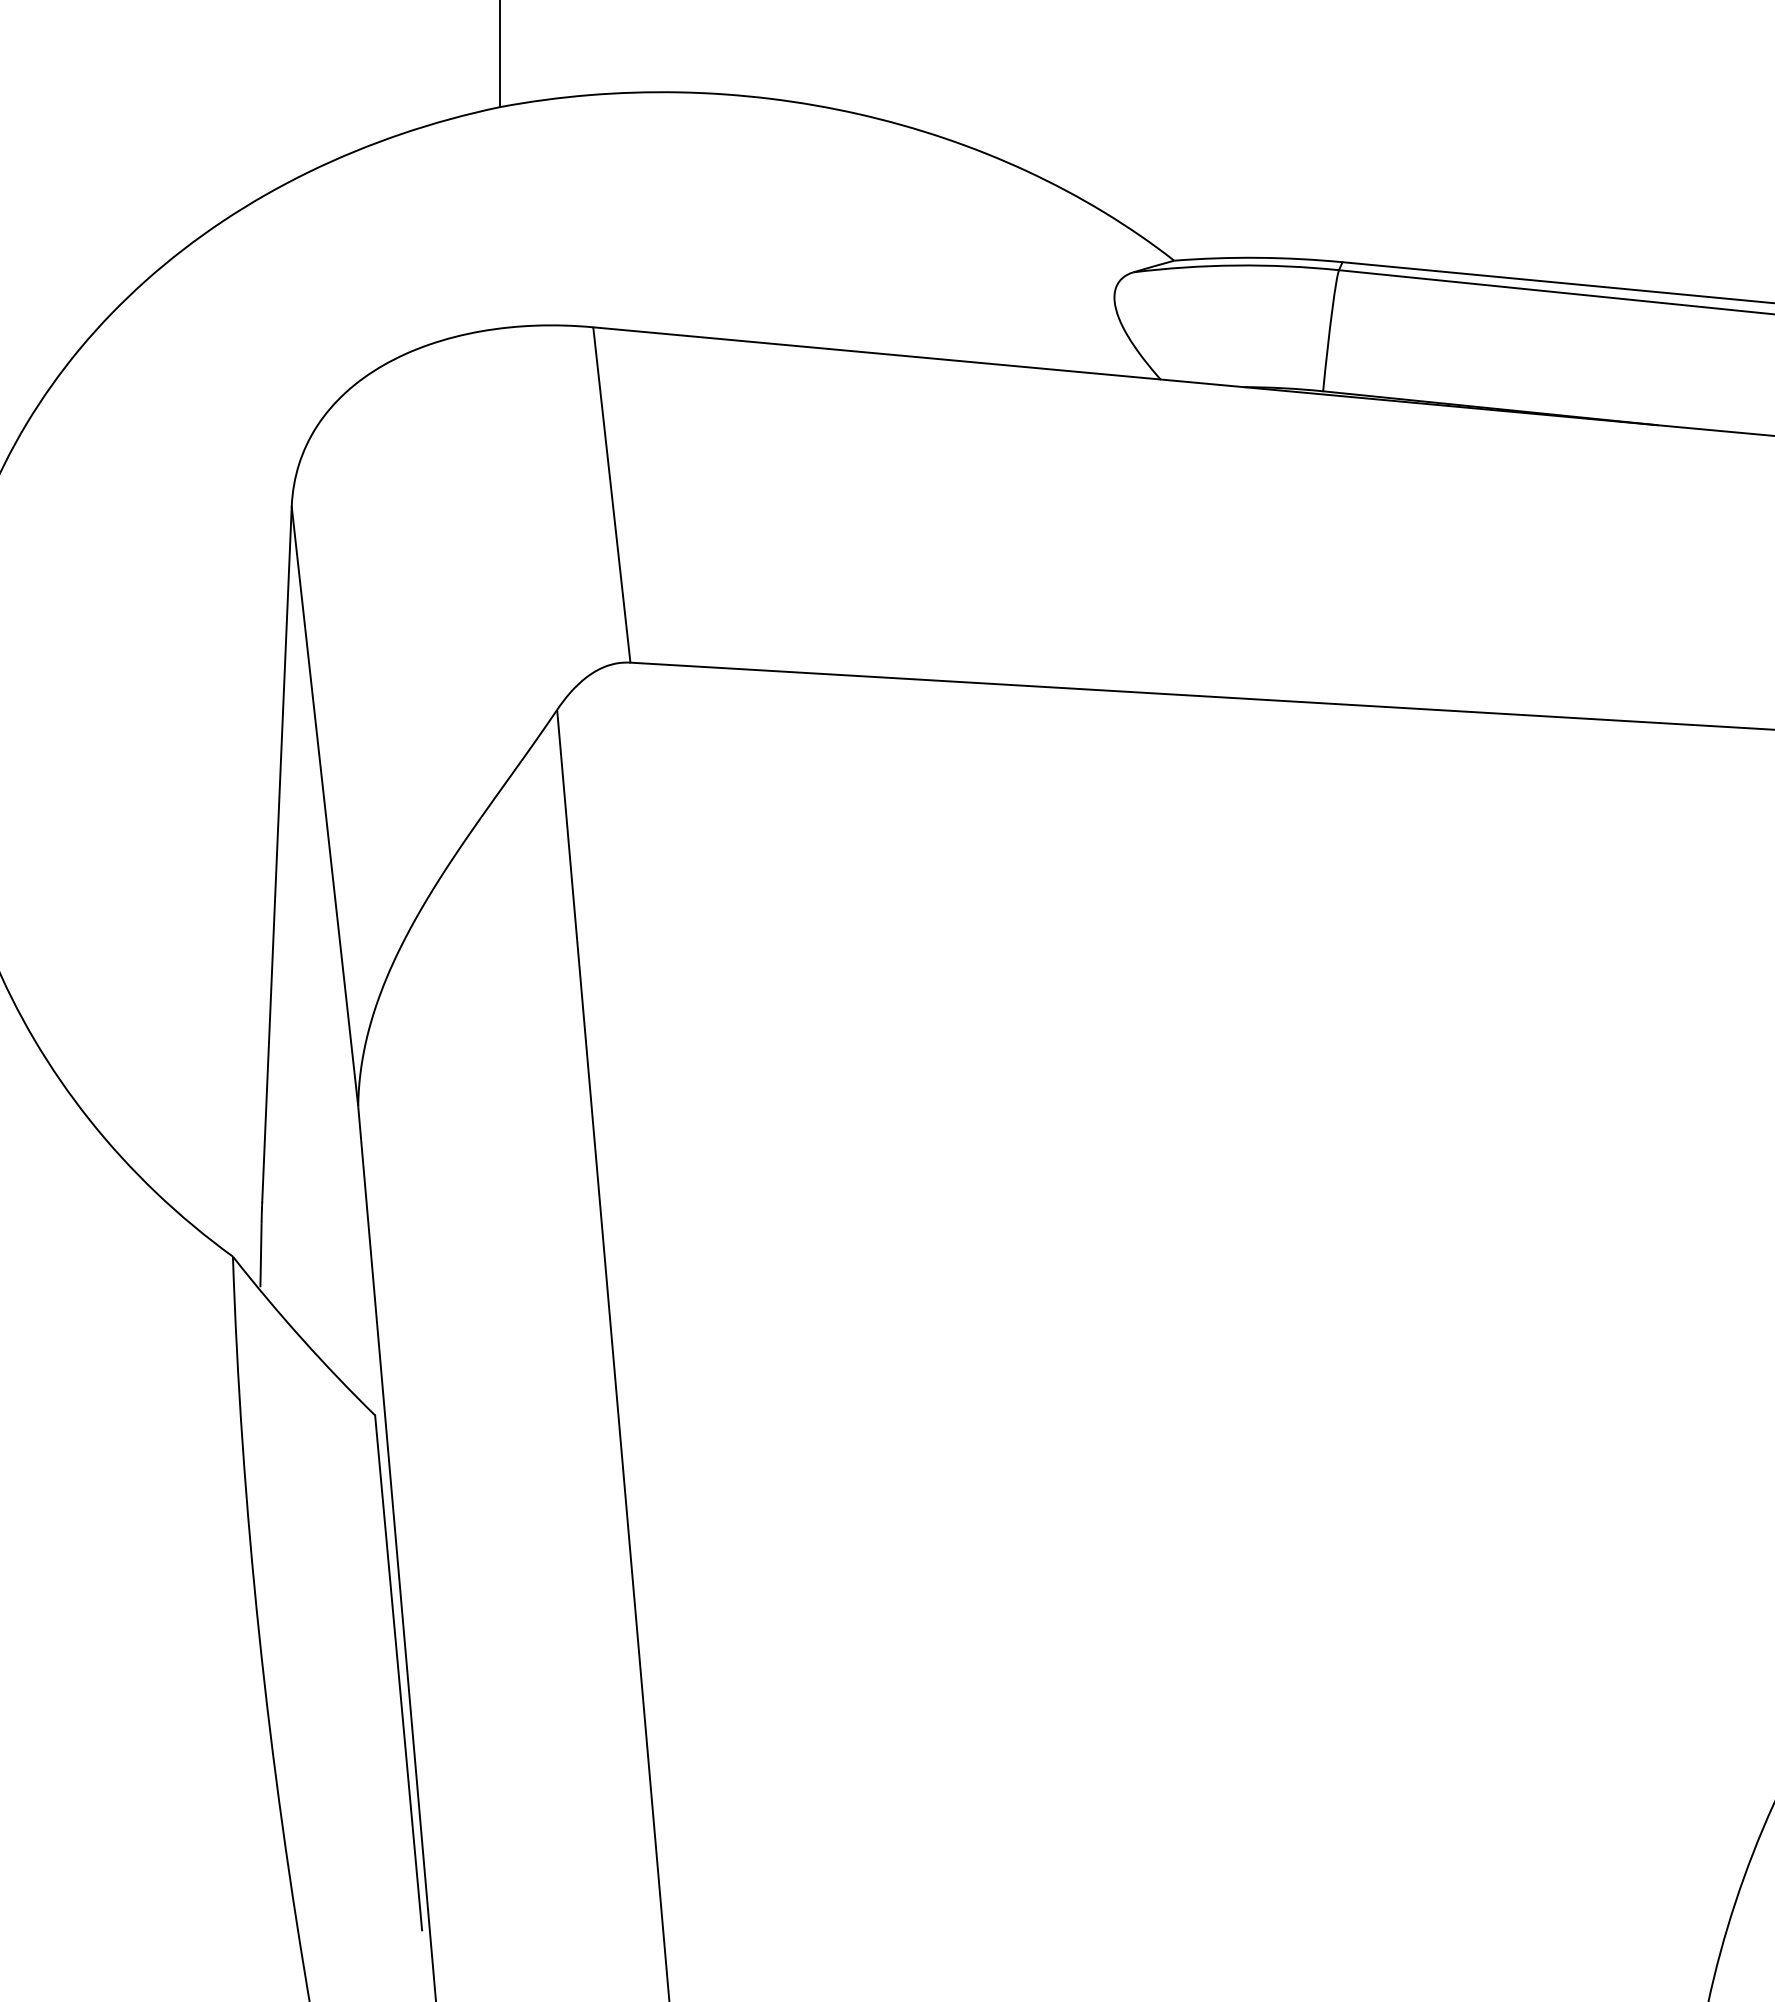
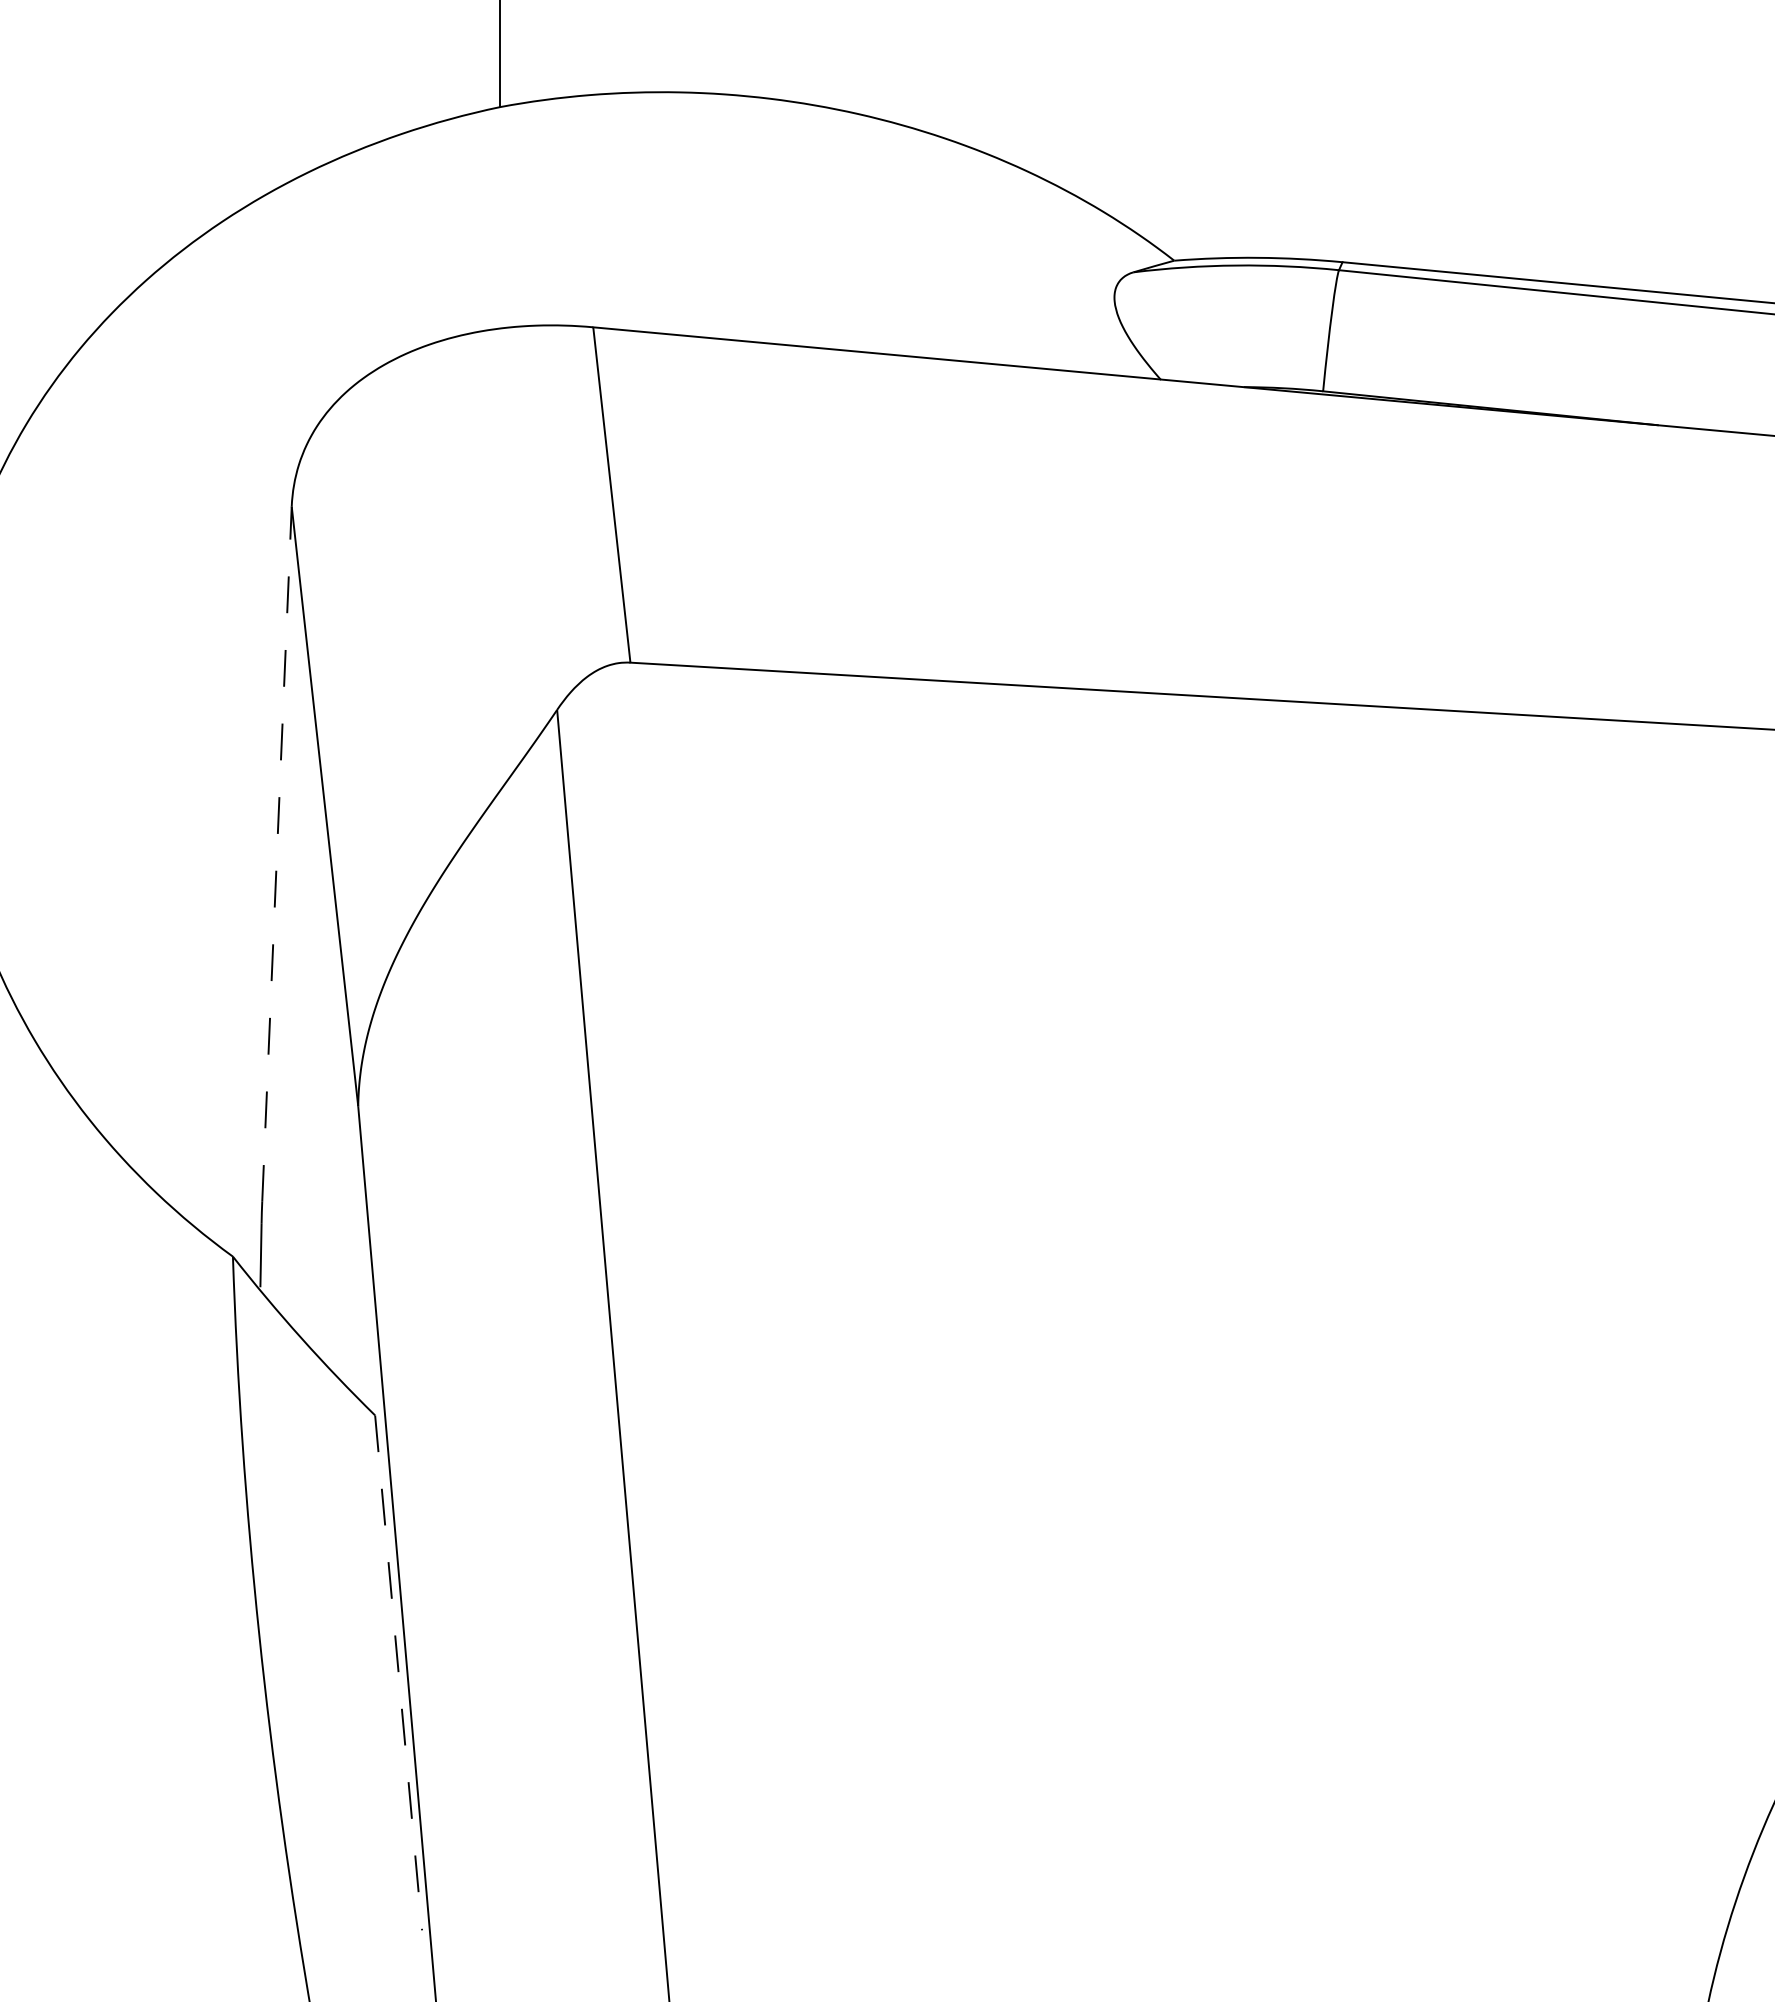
line: solid -> dashed (276, 854)
line: solid -> dashed (398, 1672)
